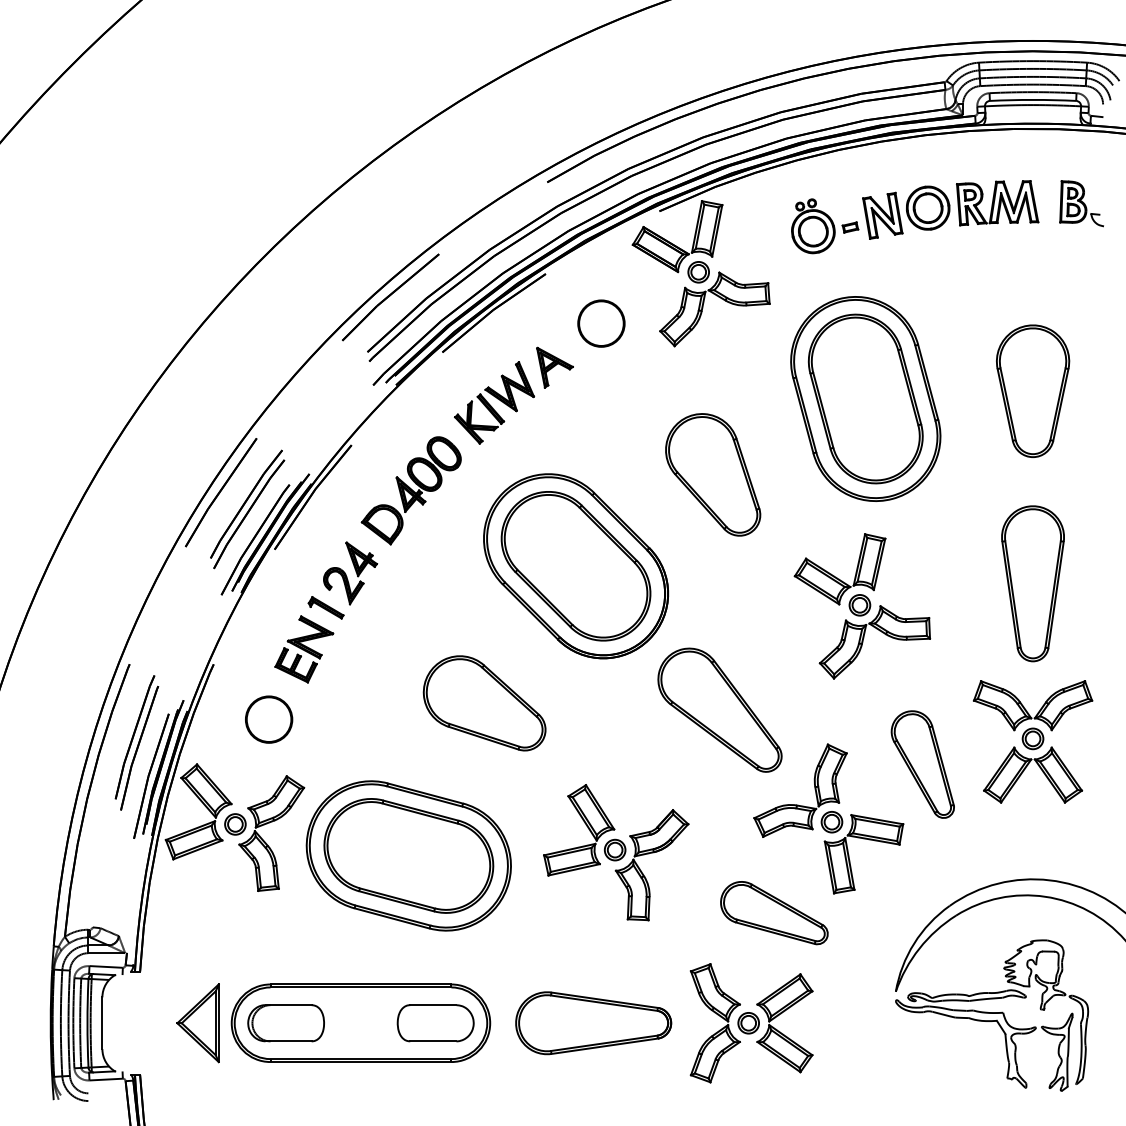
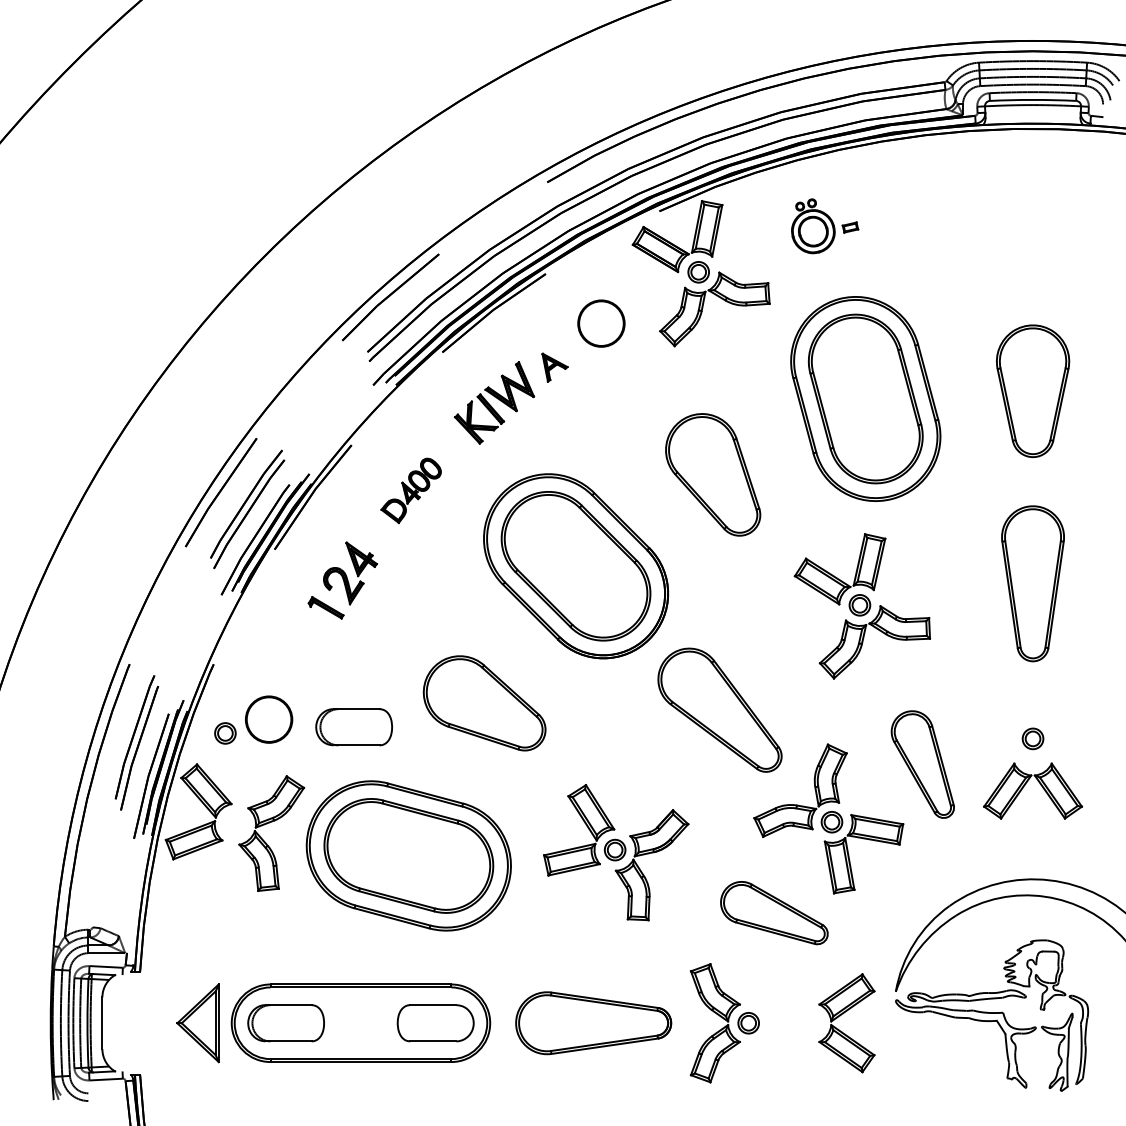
part: present -> none (1081, 203)
part: present -> none (950, 209)
part size: 38x43 px -> 28x31 px (554, 367)
part size: 102x110 px -> 62x67 px (410, 490)
part: present -> none (304, 649)
part: present -> none (1039, 709)
part: none -> present (353, 727)
part position: (1040, 769) -> (1040, 785) (1040, 785)
part position: (235, 824) -> (225, 733) (225, 733)
part position: (780, 1031) -> (842, 1031) (842, 1031)
